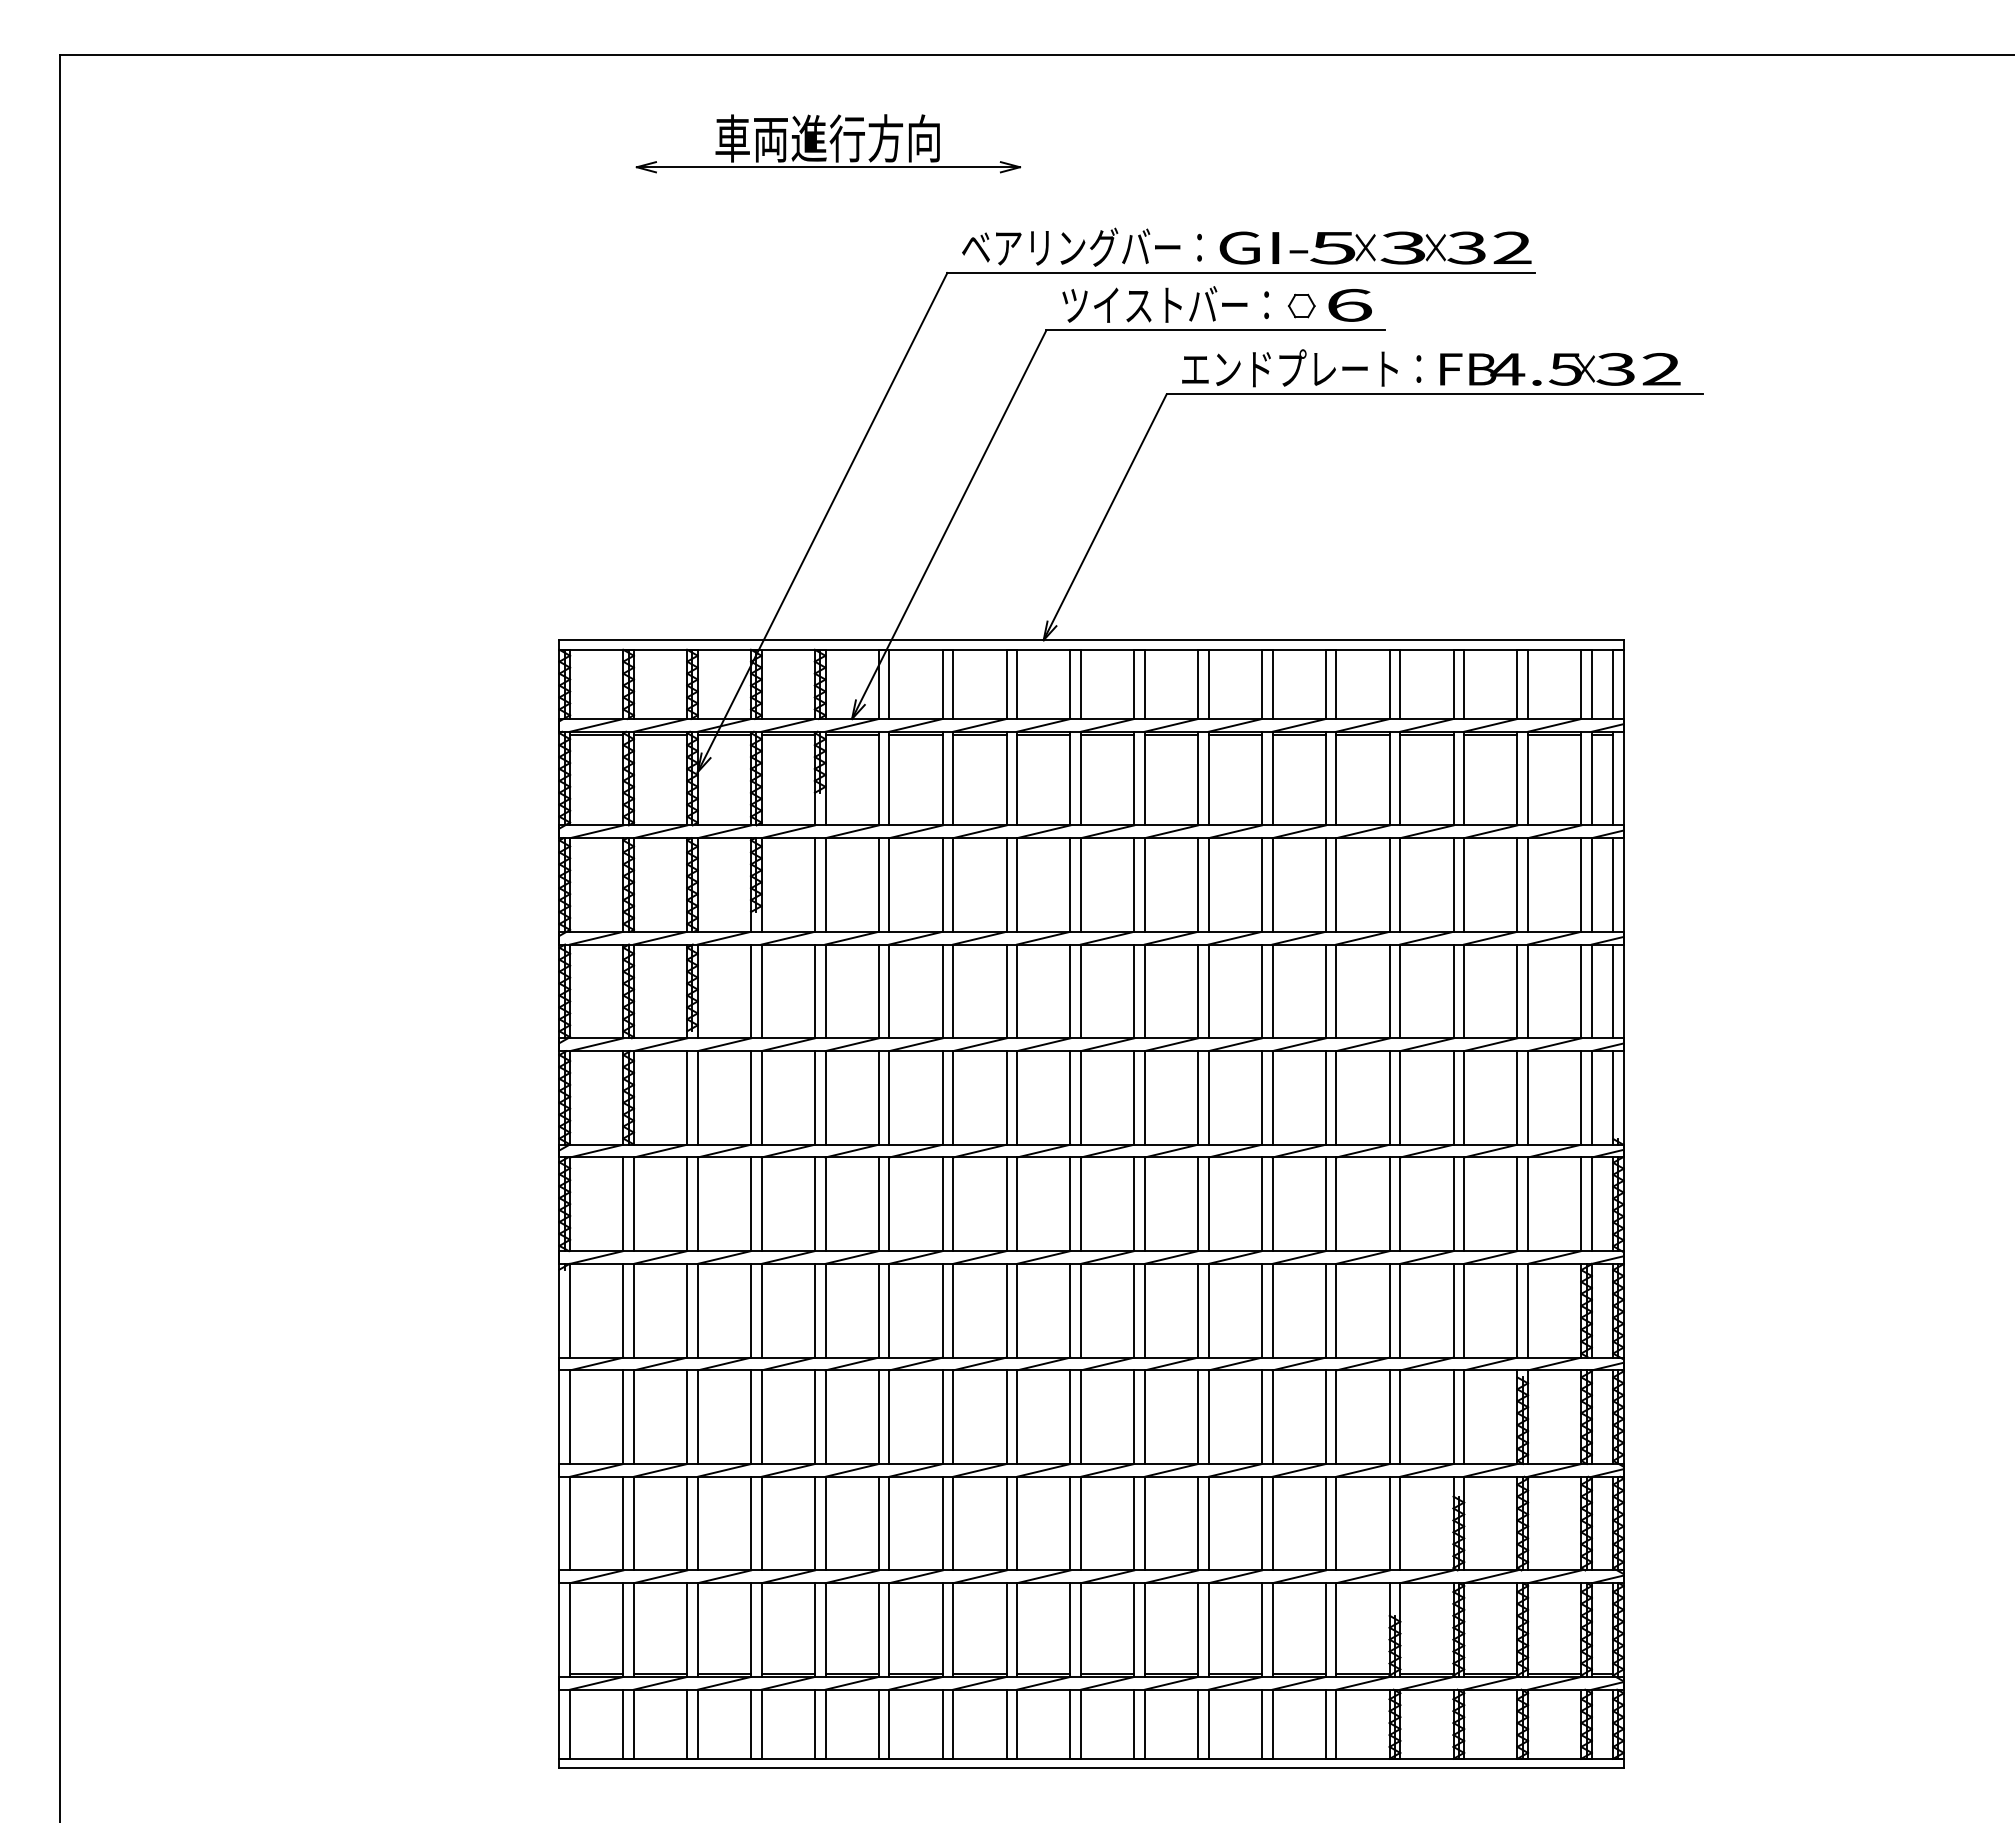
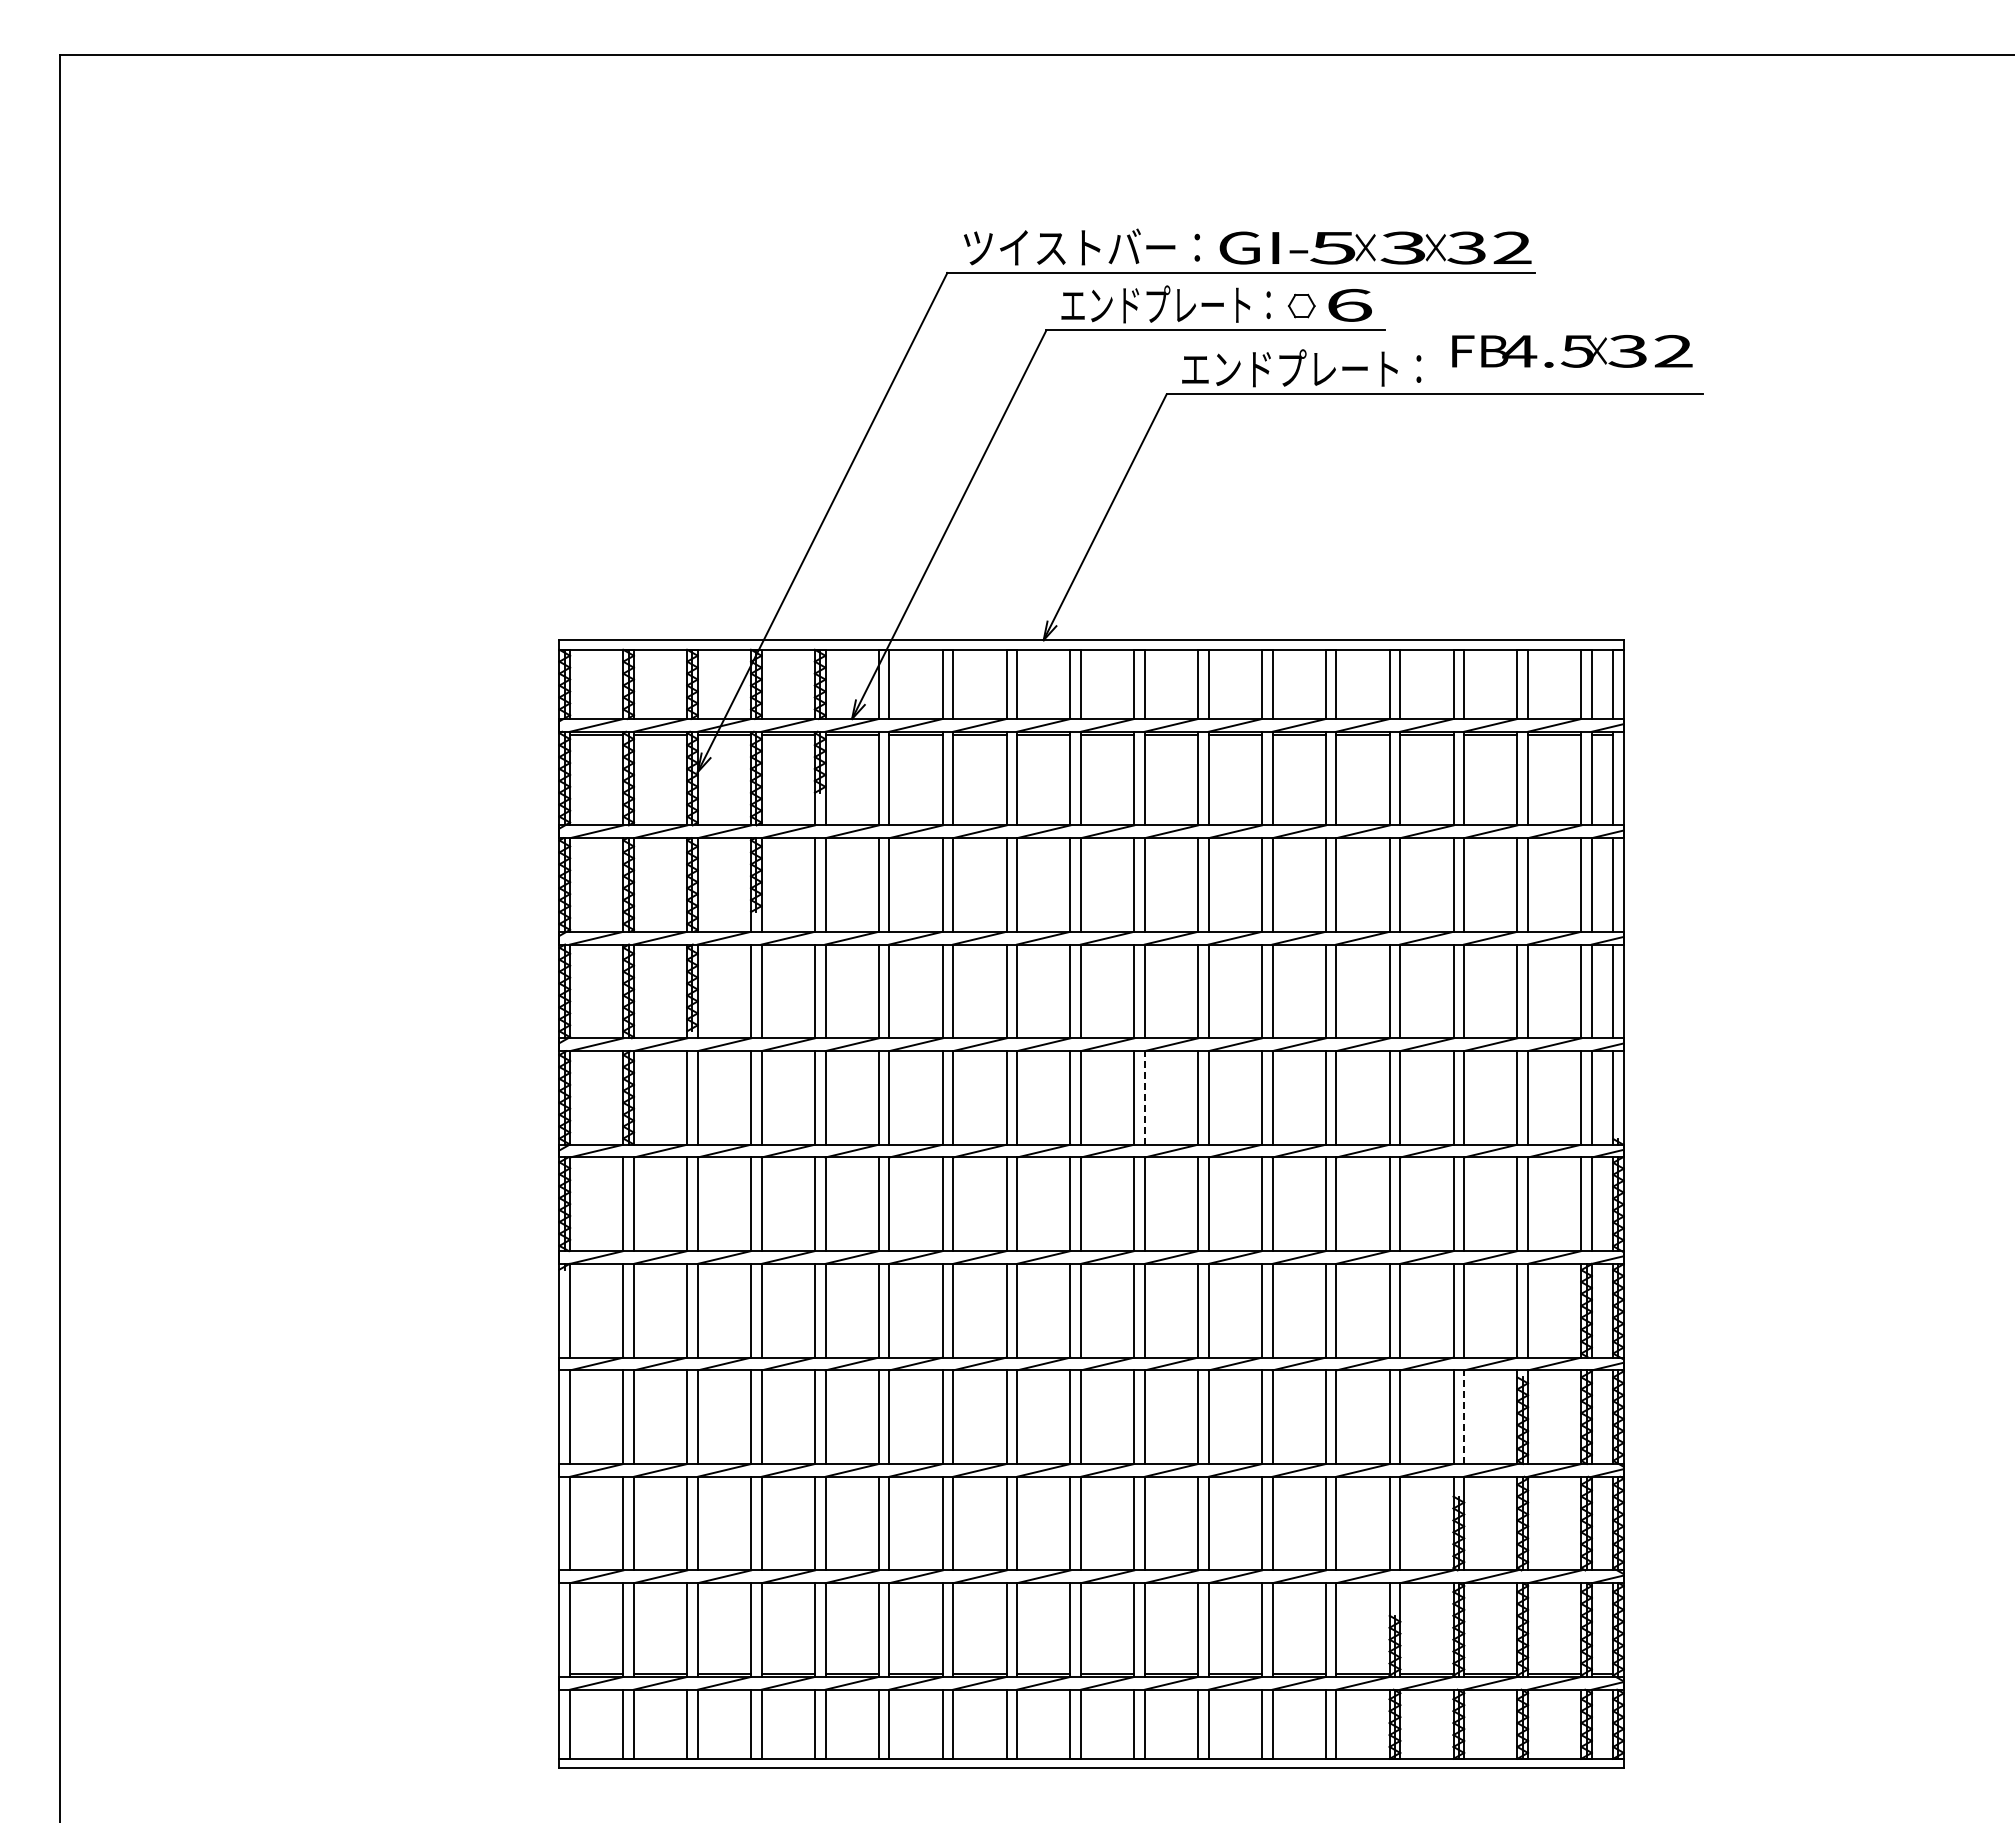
part: present -> none (828, 143)
text: ベアリングバー： -> ツイストバー： (1081, 246)
text: ツイストバー： -> エンドプレート： (1165, 304)
text position: (1560, 369) -> (1572, 351) (1572, 351)
line: solid -> dashed (1144, 1097)
line: solid -> dashed (1464, 1417)
